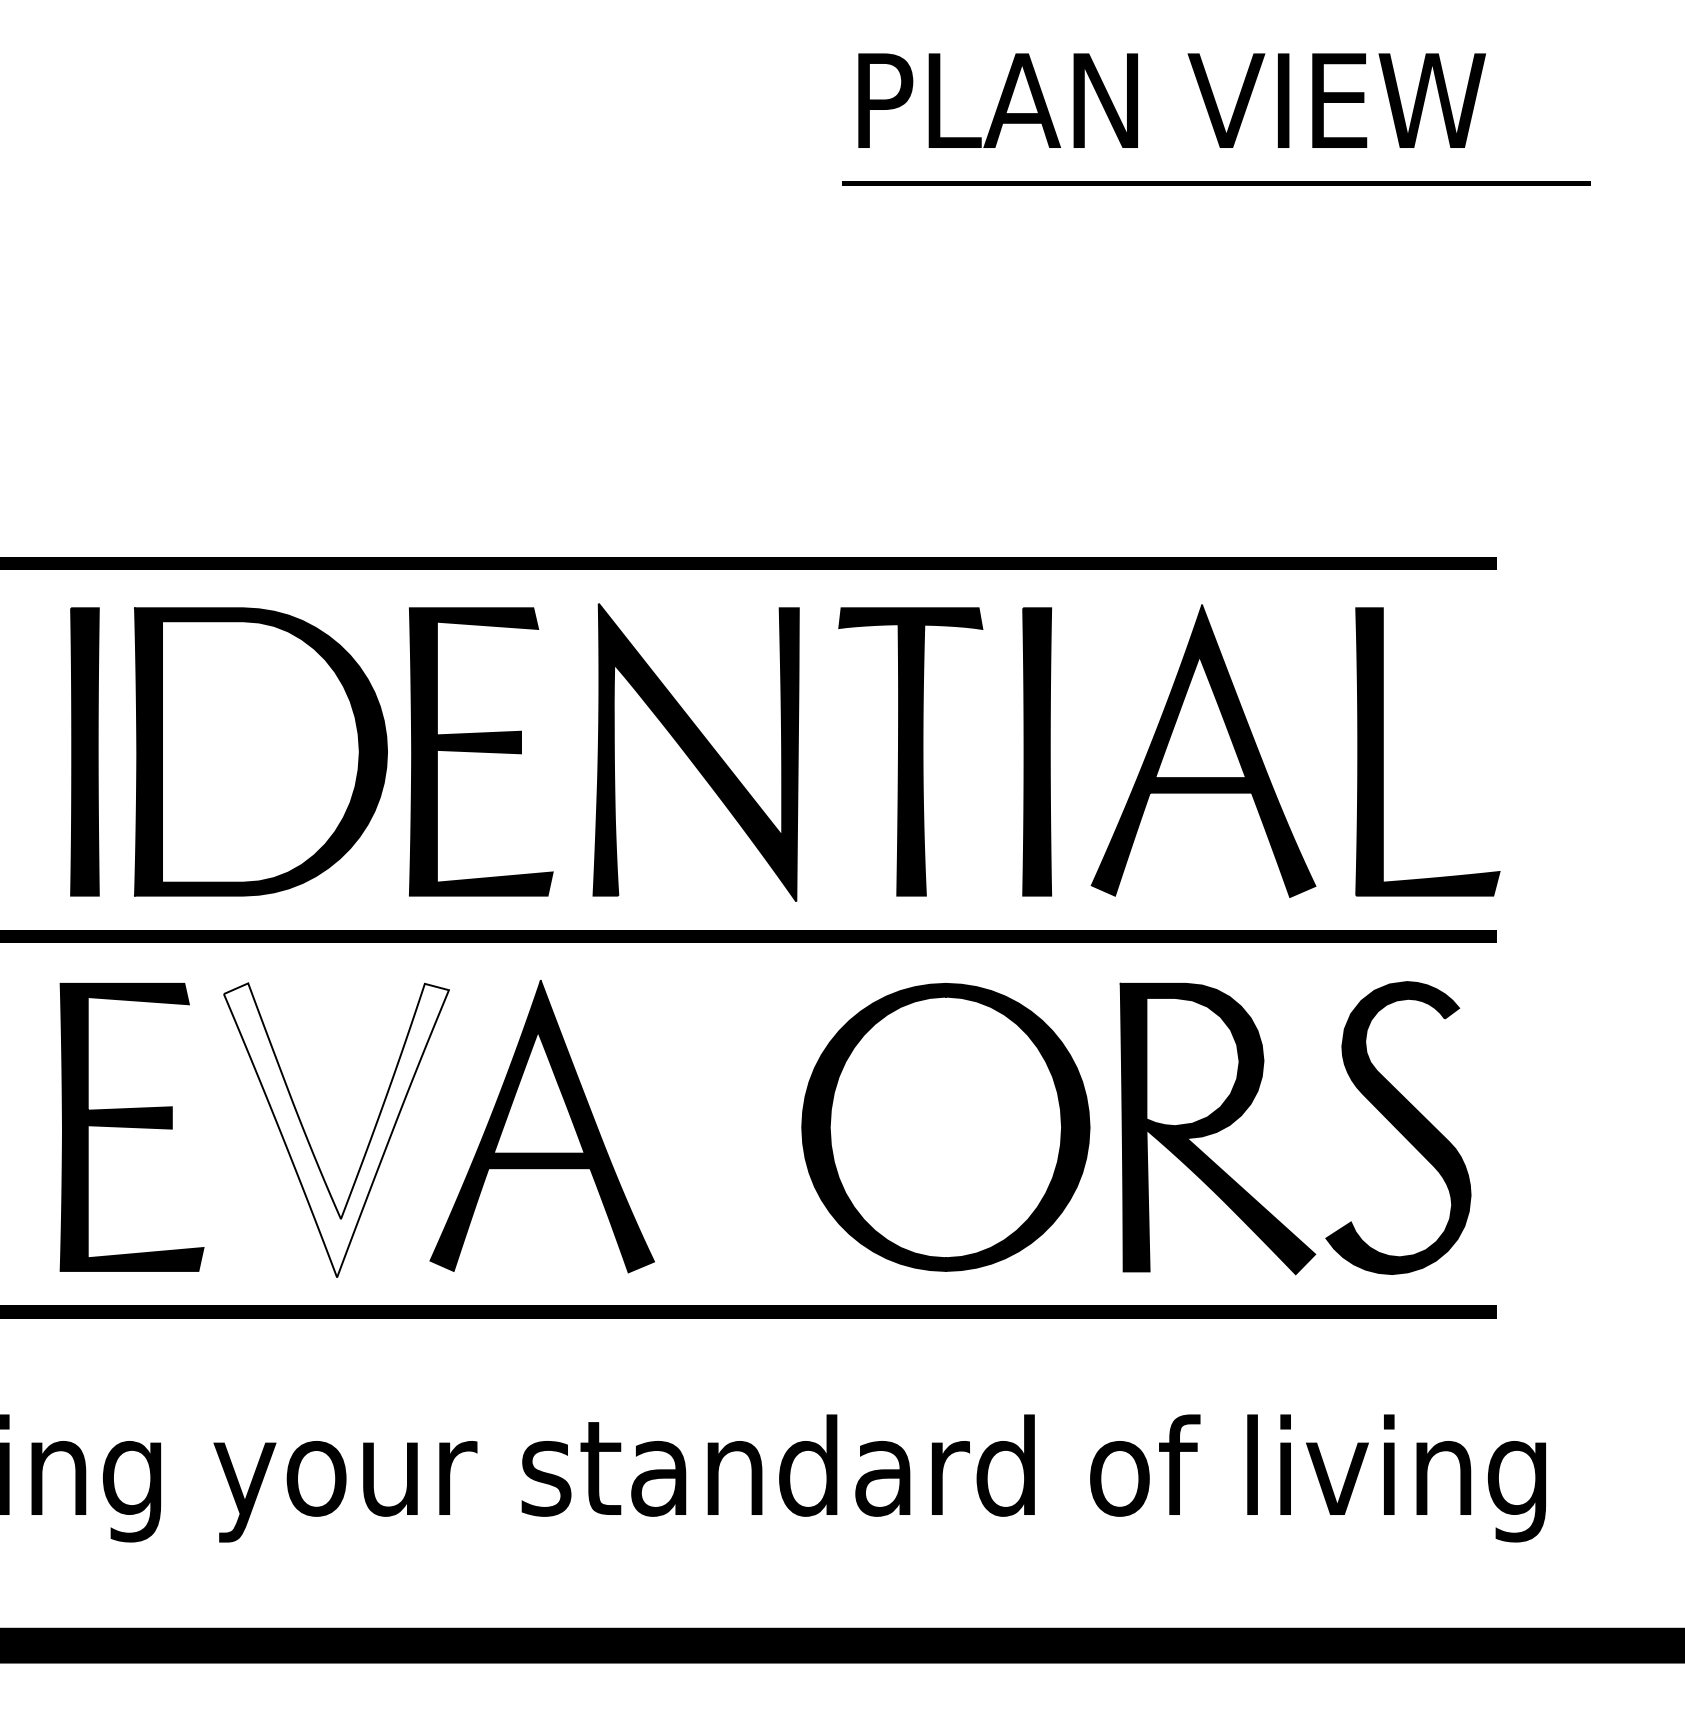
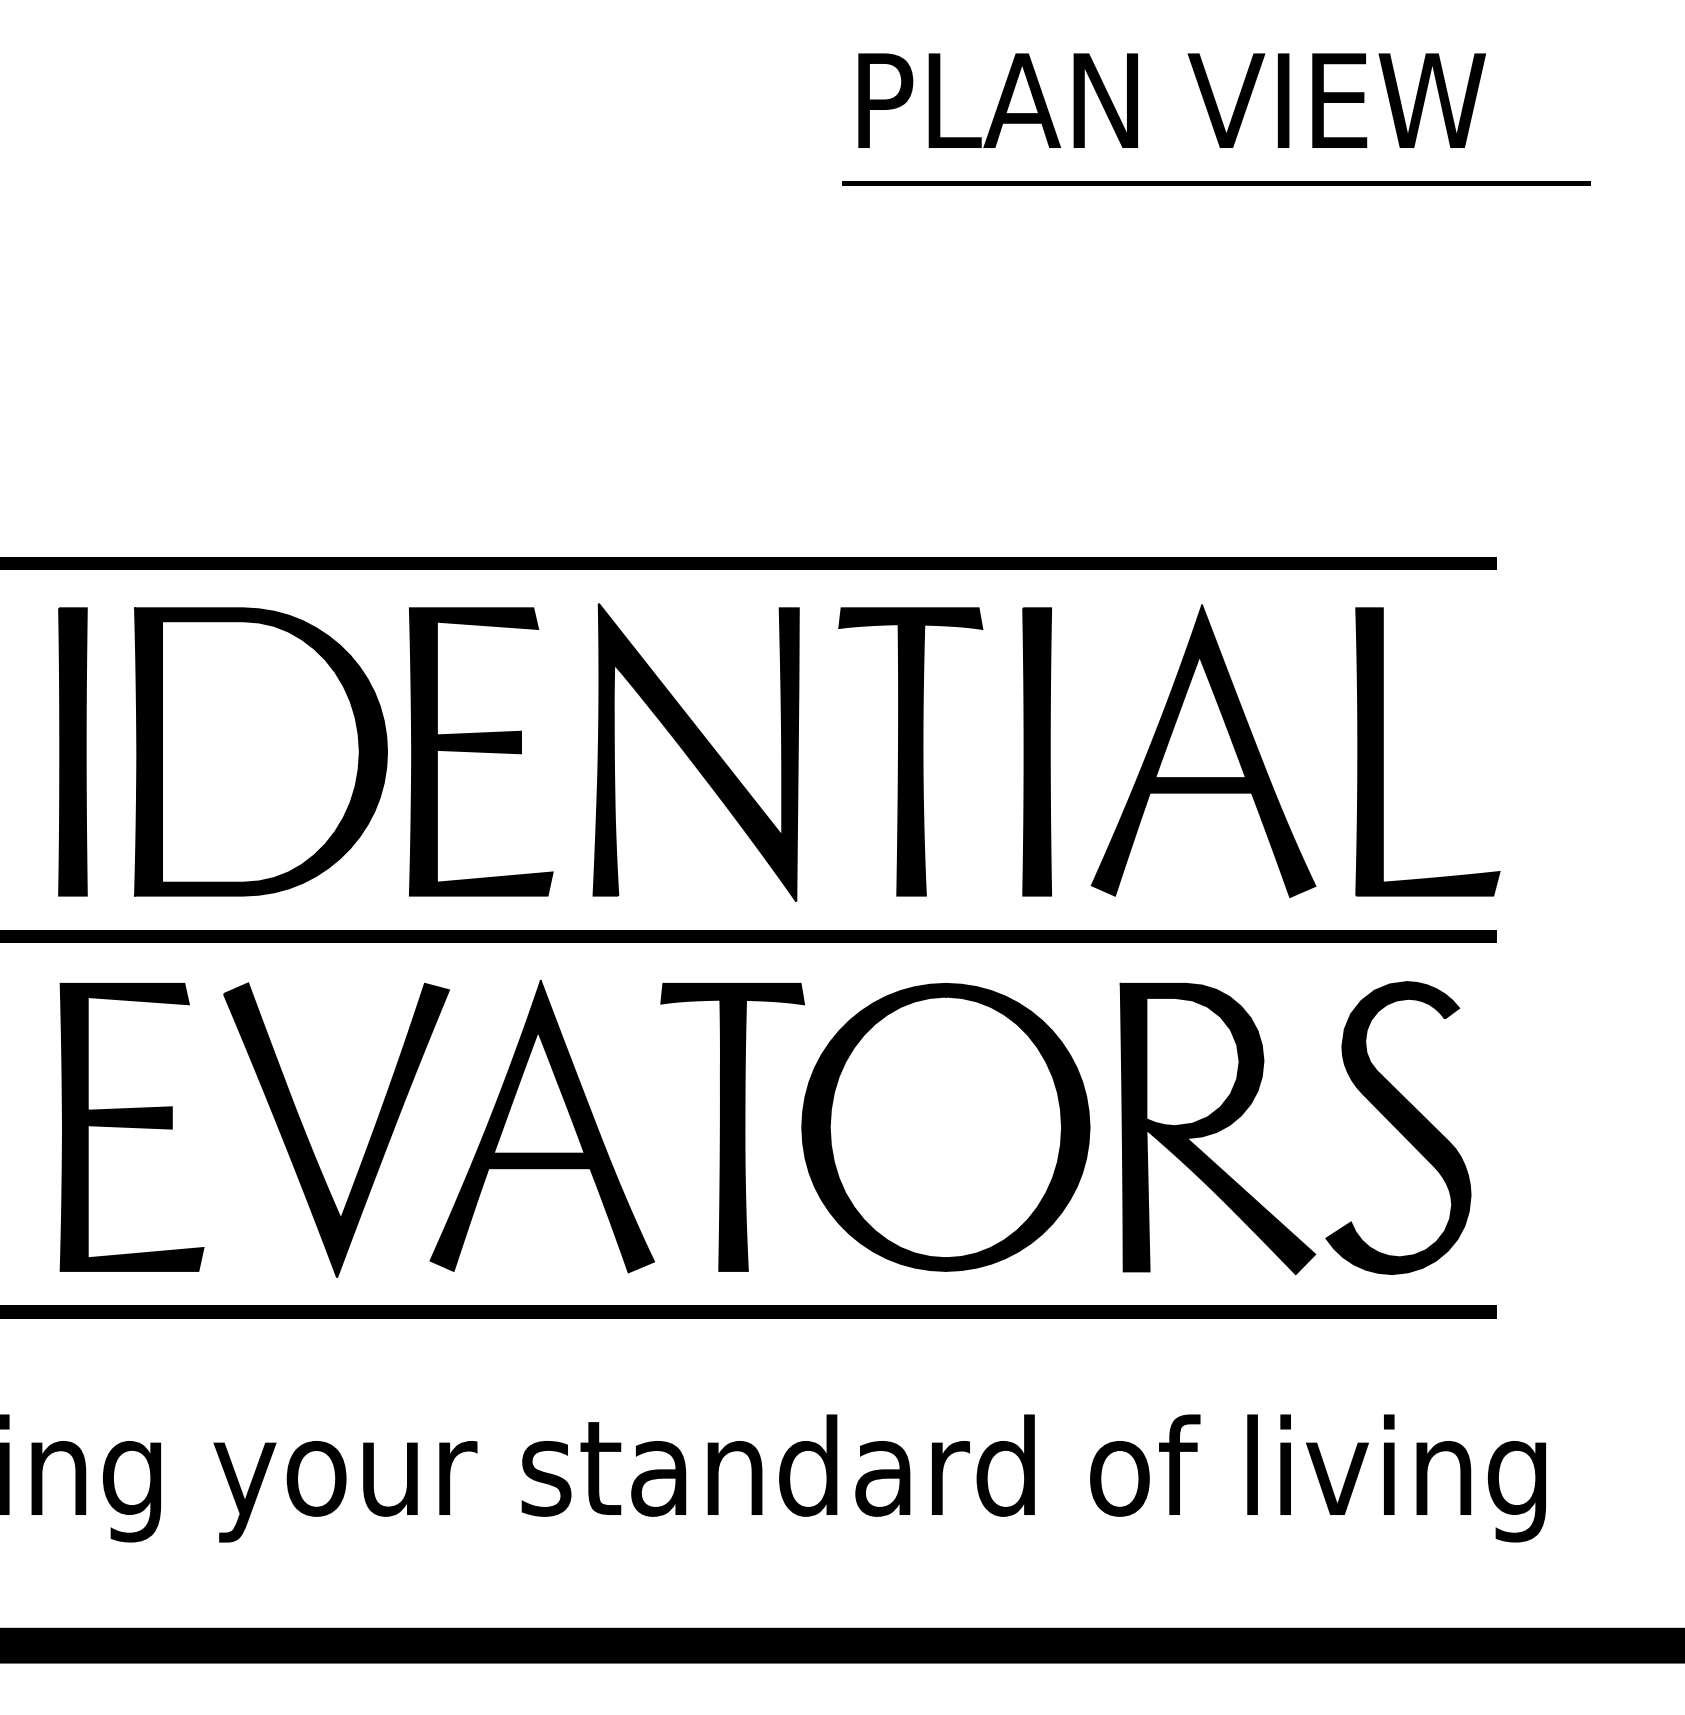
part position: (84, 751) -> (72, 751) (72, 751)
part: none -> present (732, 1127)
fill: none -> present (335, 1130)
